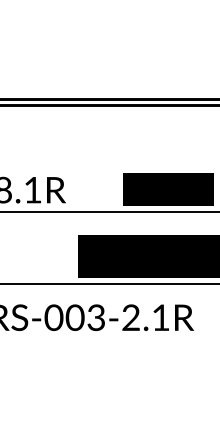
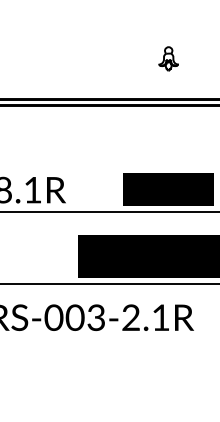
part: none -> present (168, 58)
